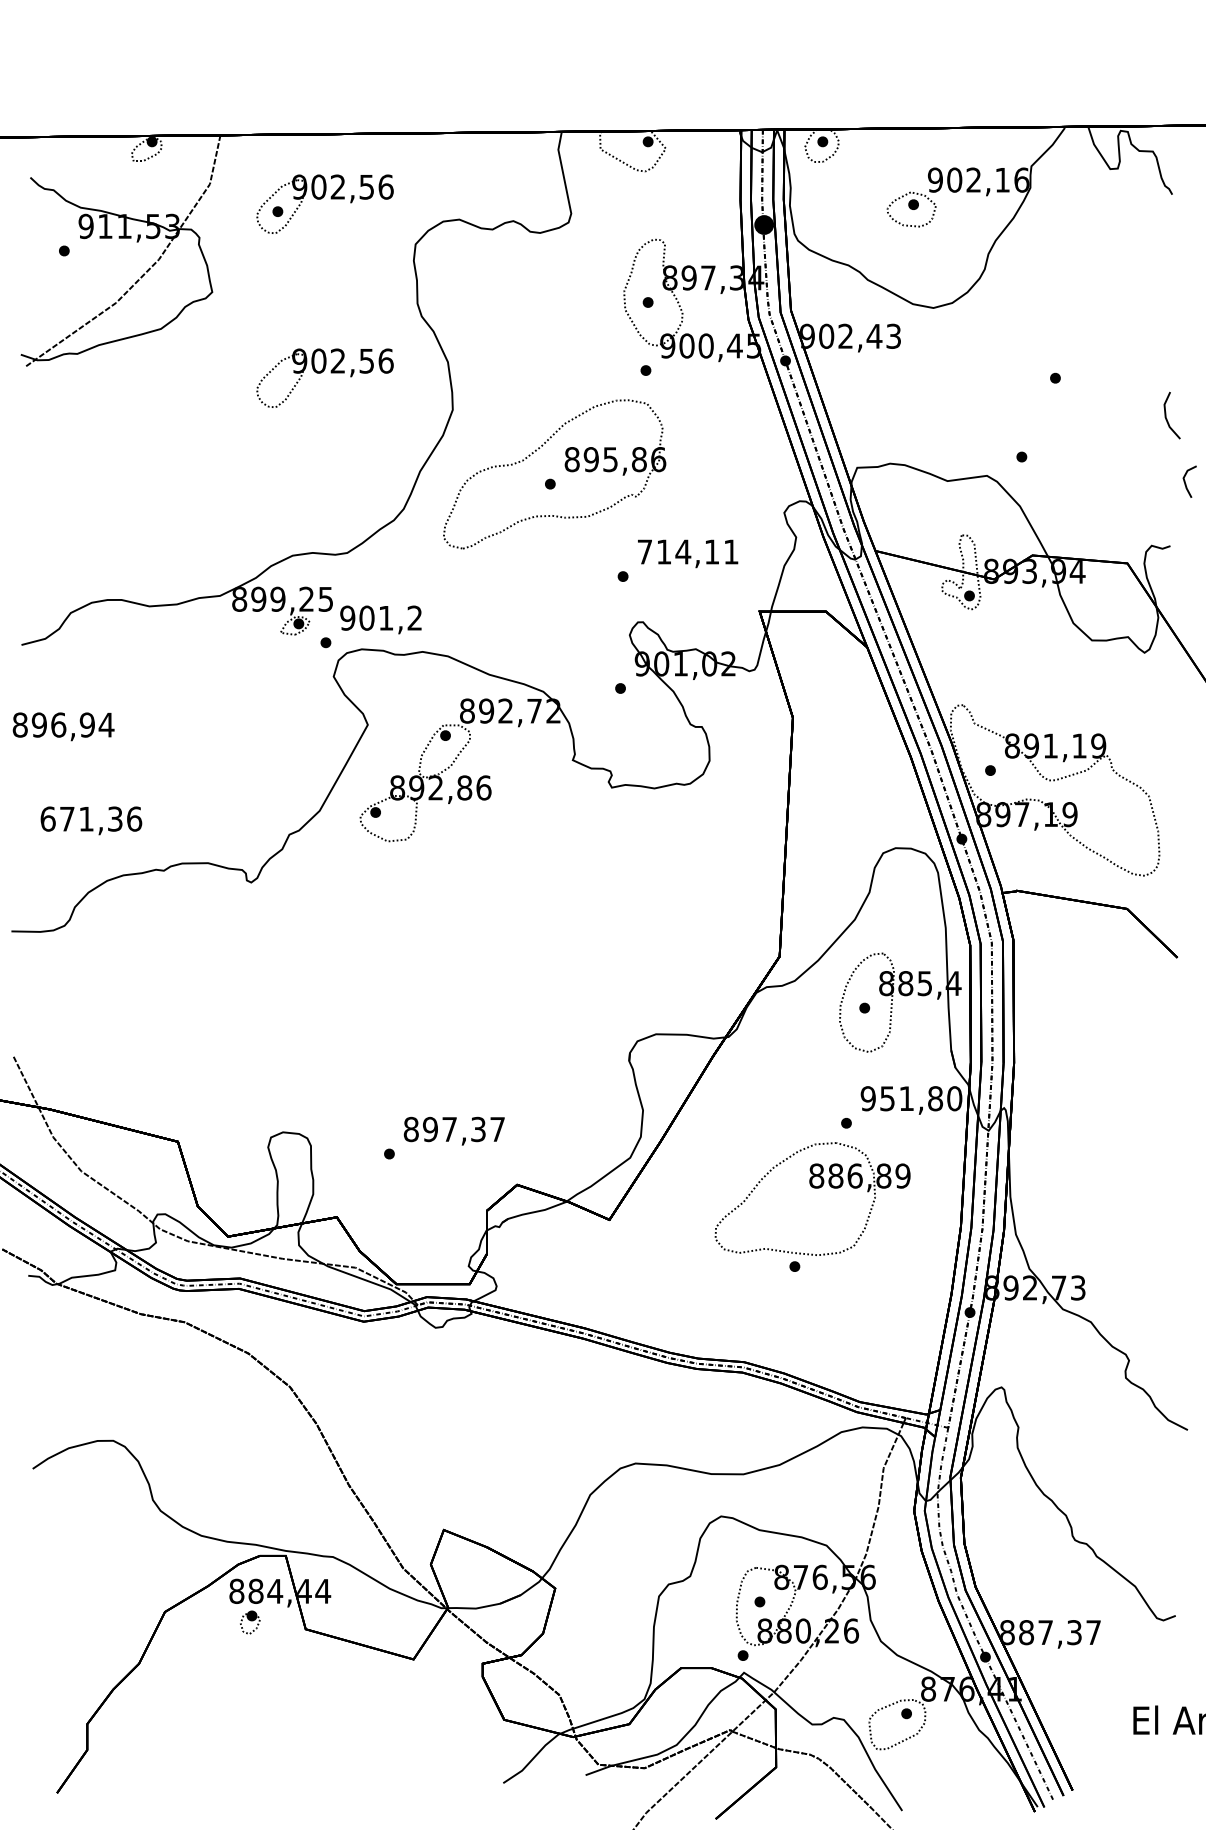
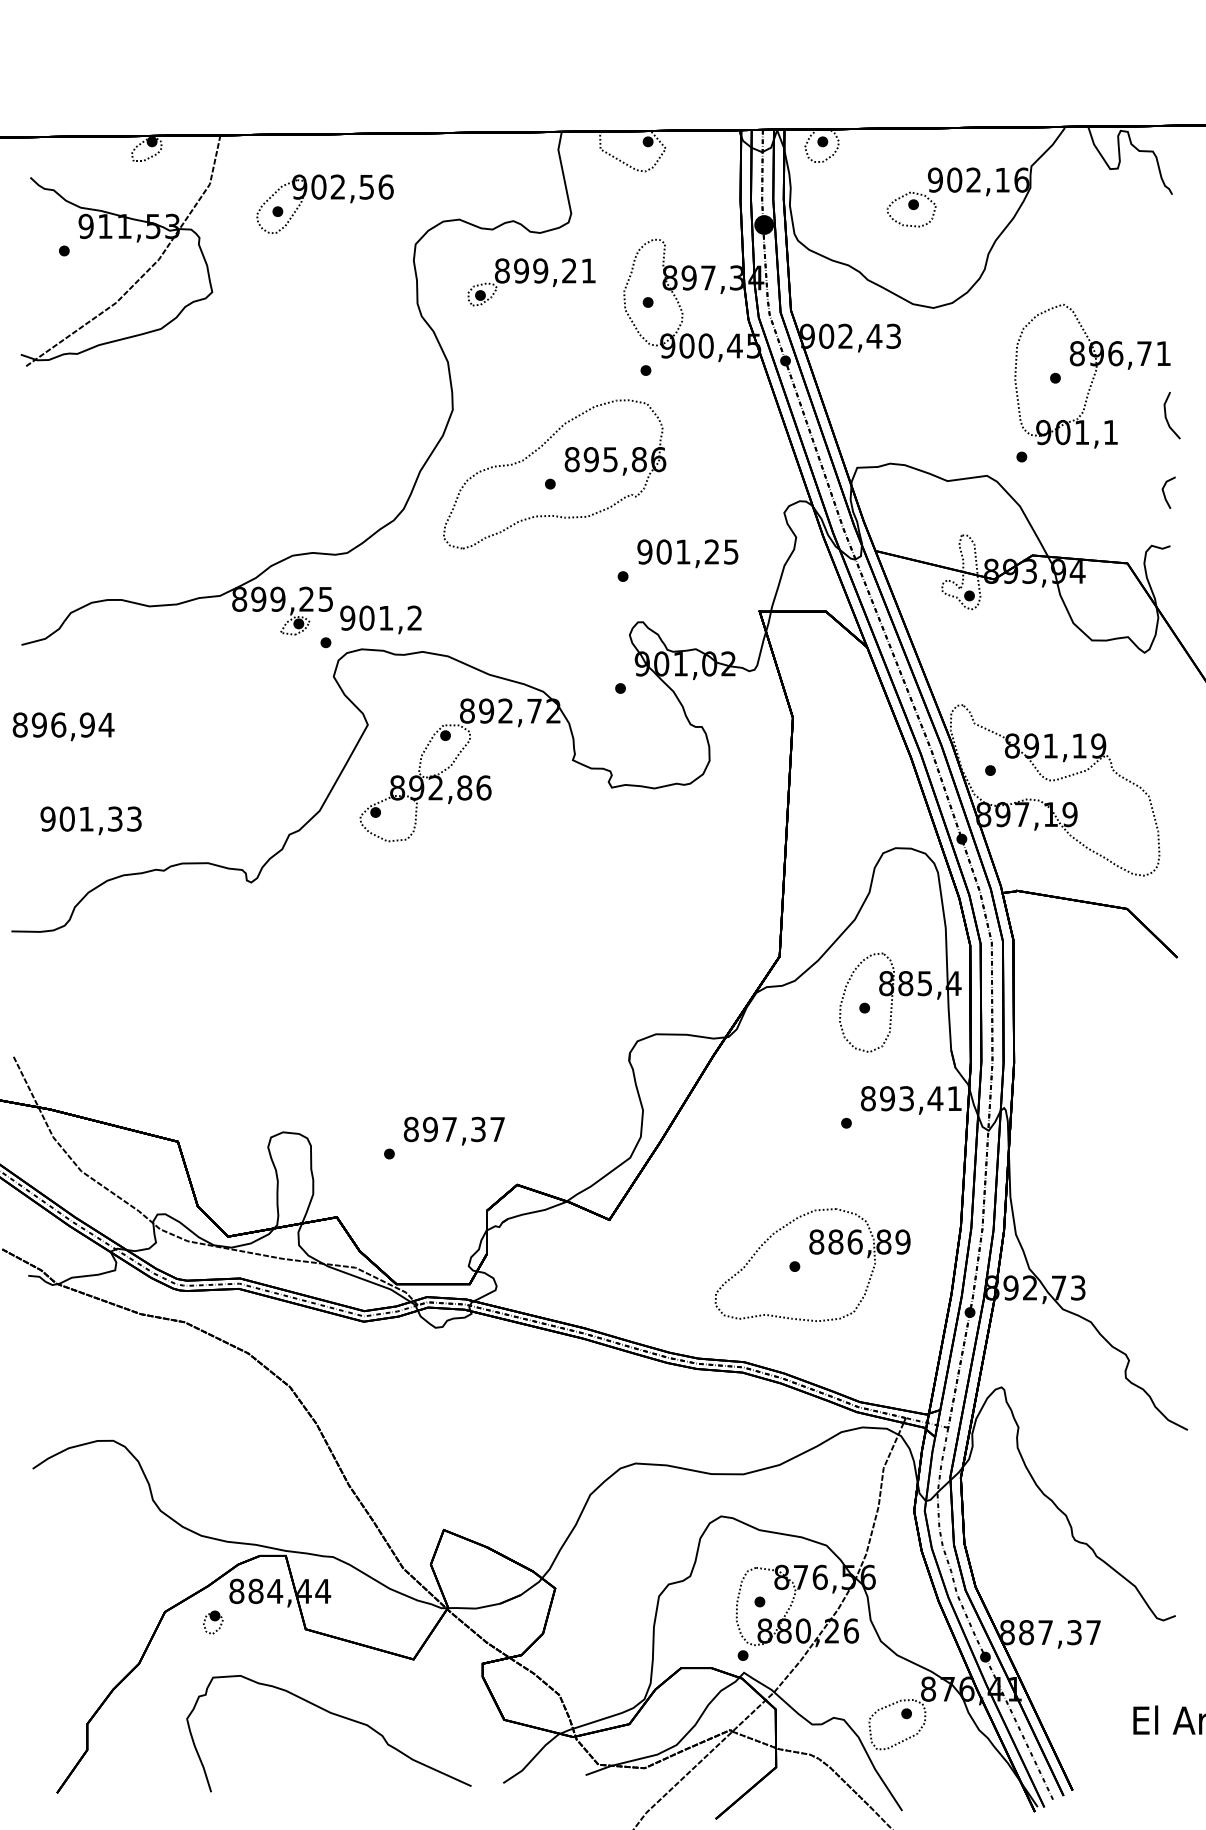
part: none -> present (531, 282)
part: none -> present (1092, 375)
part: present -> none (324, 377)
line position: (1186, 483) -> (1165, 494) (1165, 494)
text: 714,11 -> 901,25 (687, 551)
text: 671,36 -> 901,33 (91, 818)
text: 951,80 -> 893,41 (911, 1098)
part position: (813, 1188) -> (813, 1254) (813, 1254)
part position: (250, 1622) -> (213, 1622) (213, 1622)
curve: none -> present (334, 1715)
